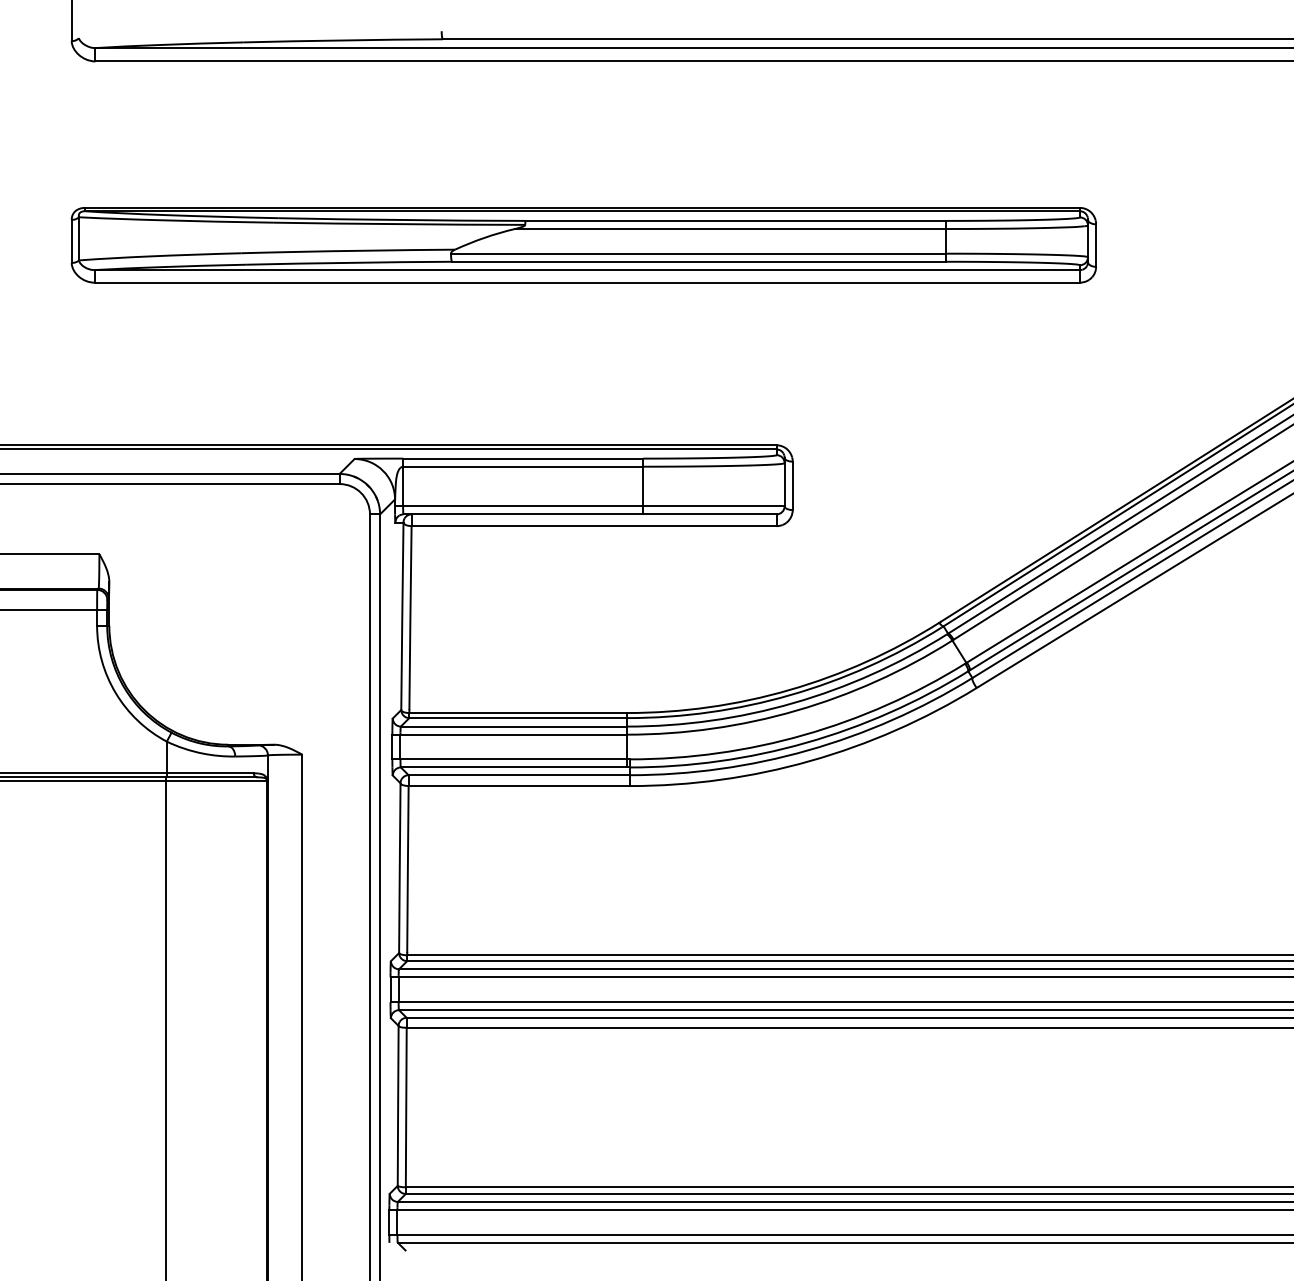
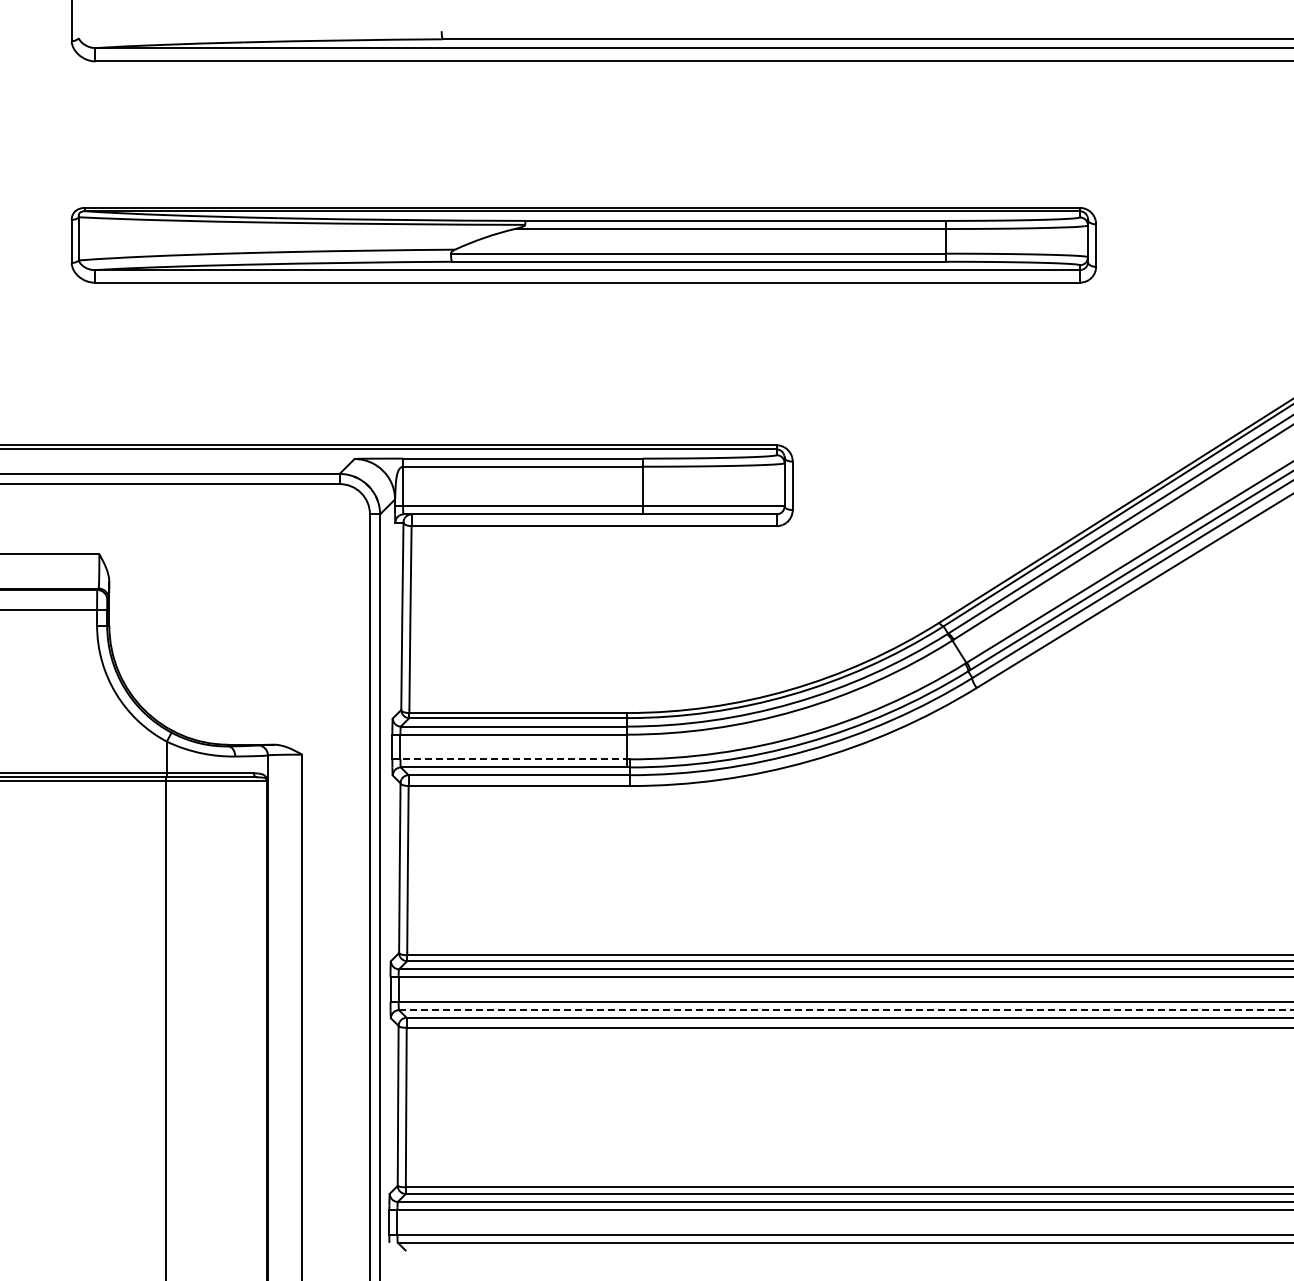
line: solid -> dashed (510, 759)
line: solid -> dashed (846, 1010)
